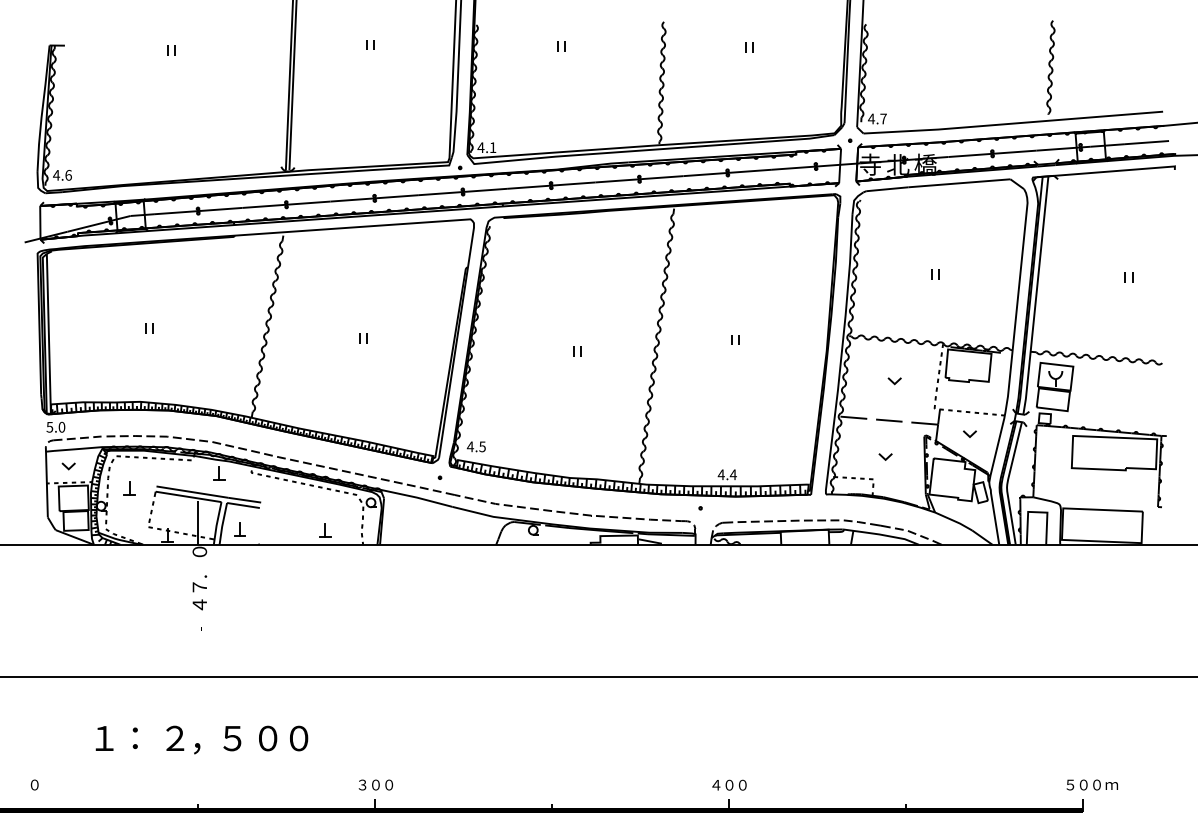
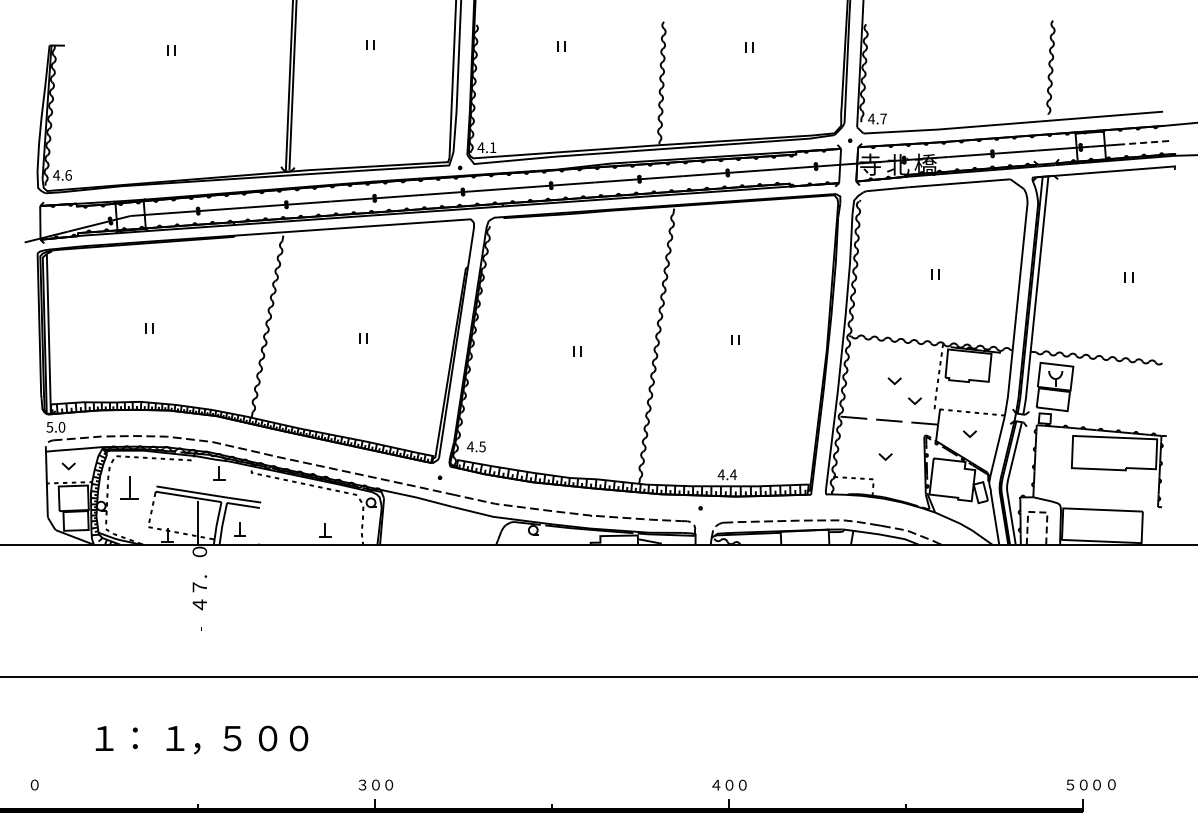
line: solid -> dashed (1146, 142)
part: none -> present (914, 400)
part size: 13x15 px -> 19x24 px (129, 487)
line: solid -> dashed (1037, 512)
text: ２ -> １ (175, 737)
text: ｍ -> ０ (1111, 784)
